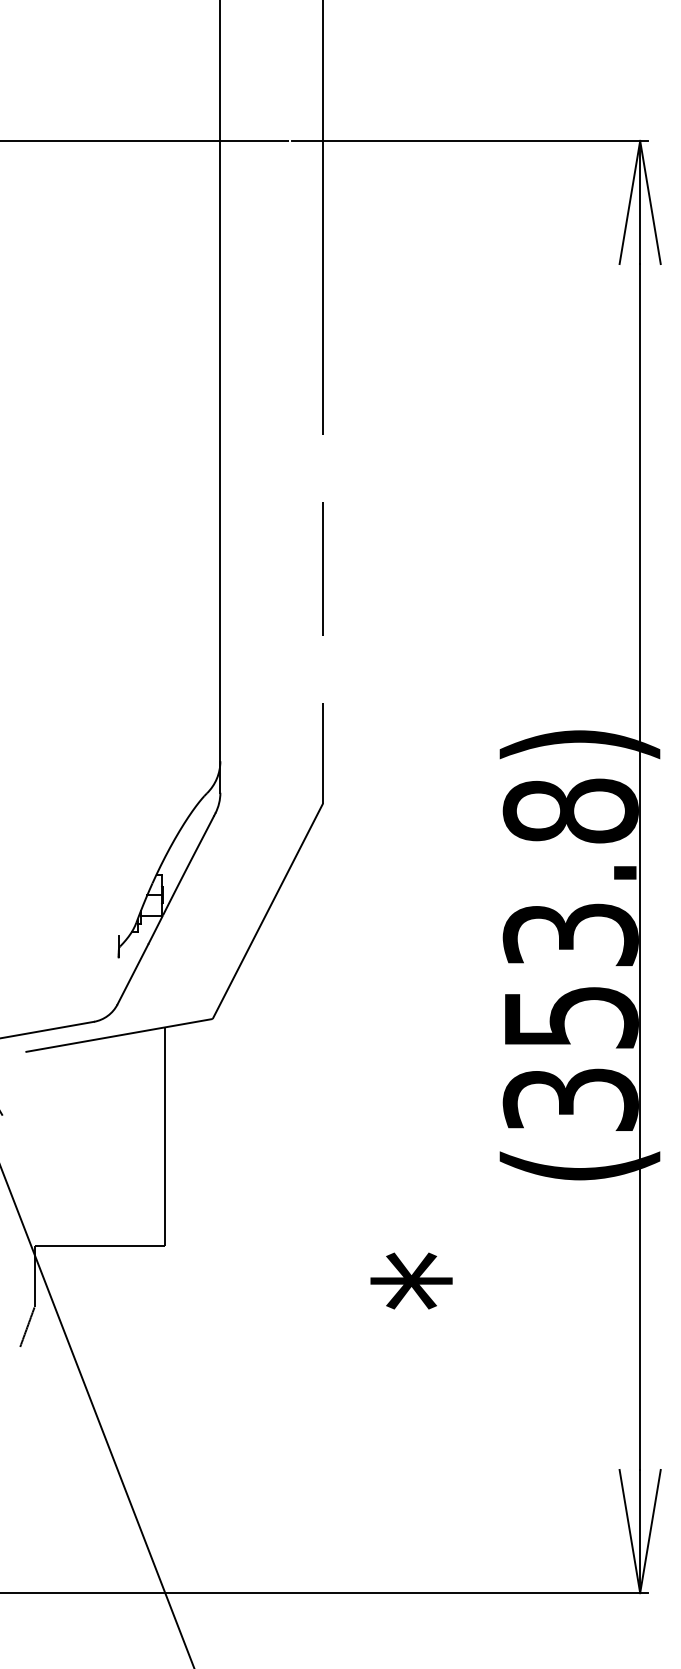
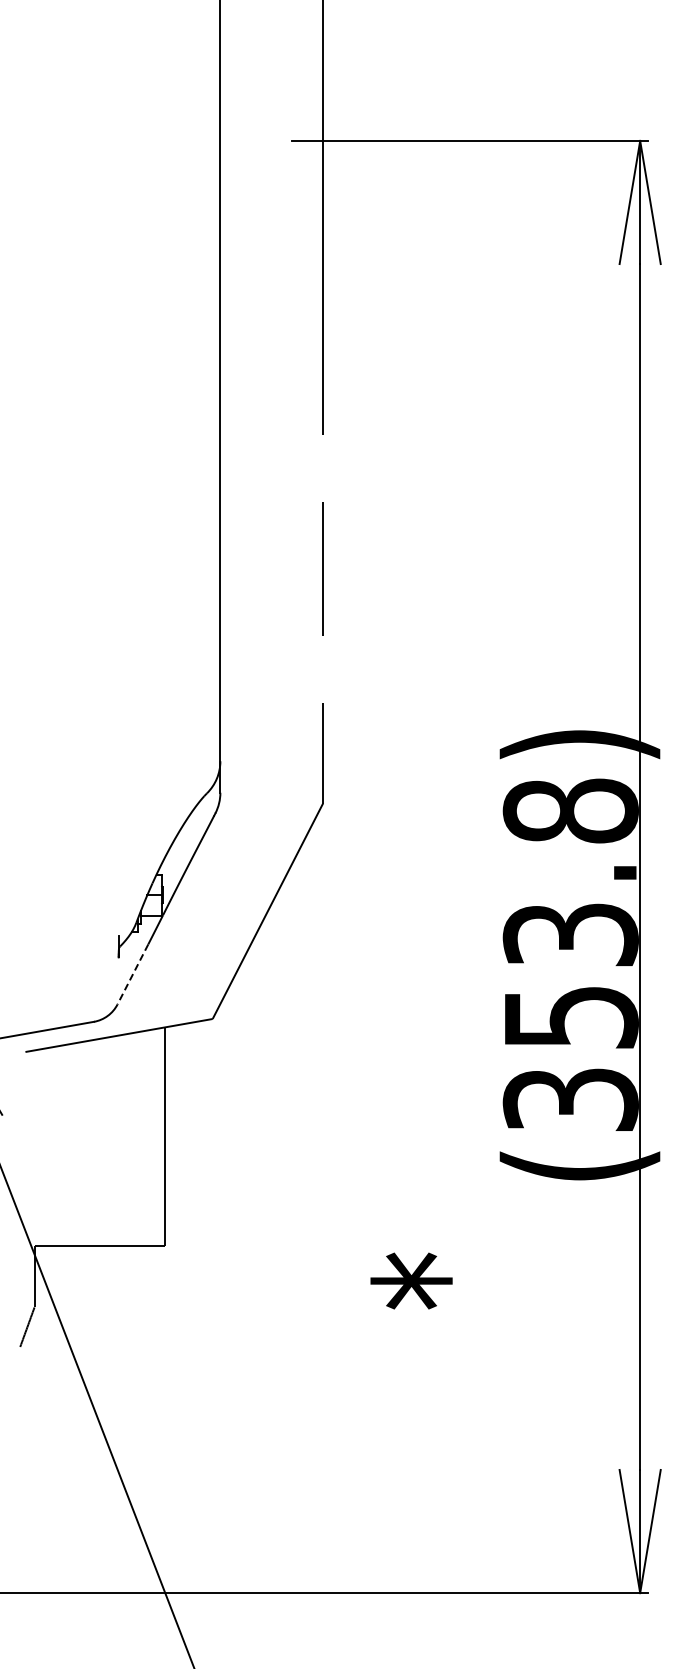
line: present -> none (145, 140)
line: solid -> dashed (132, 974)
